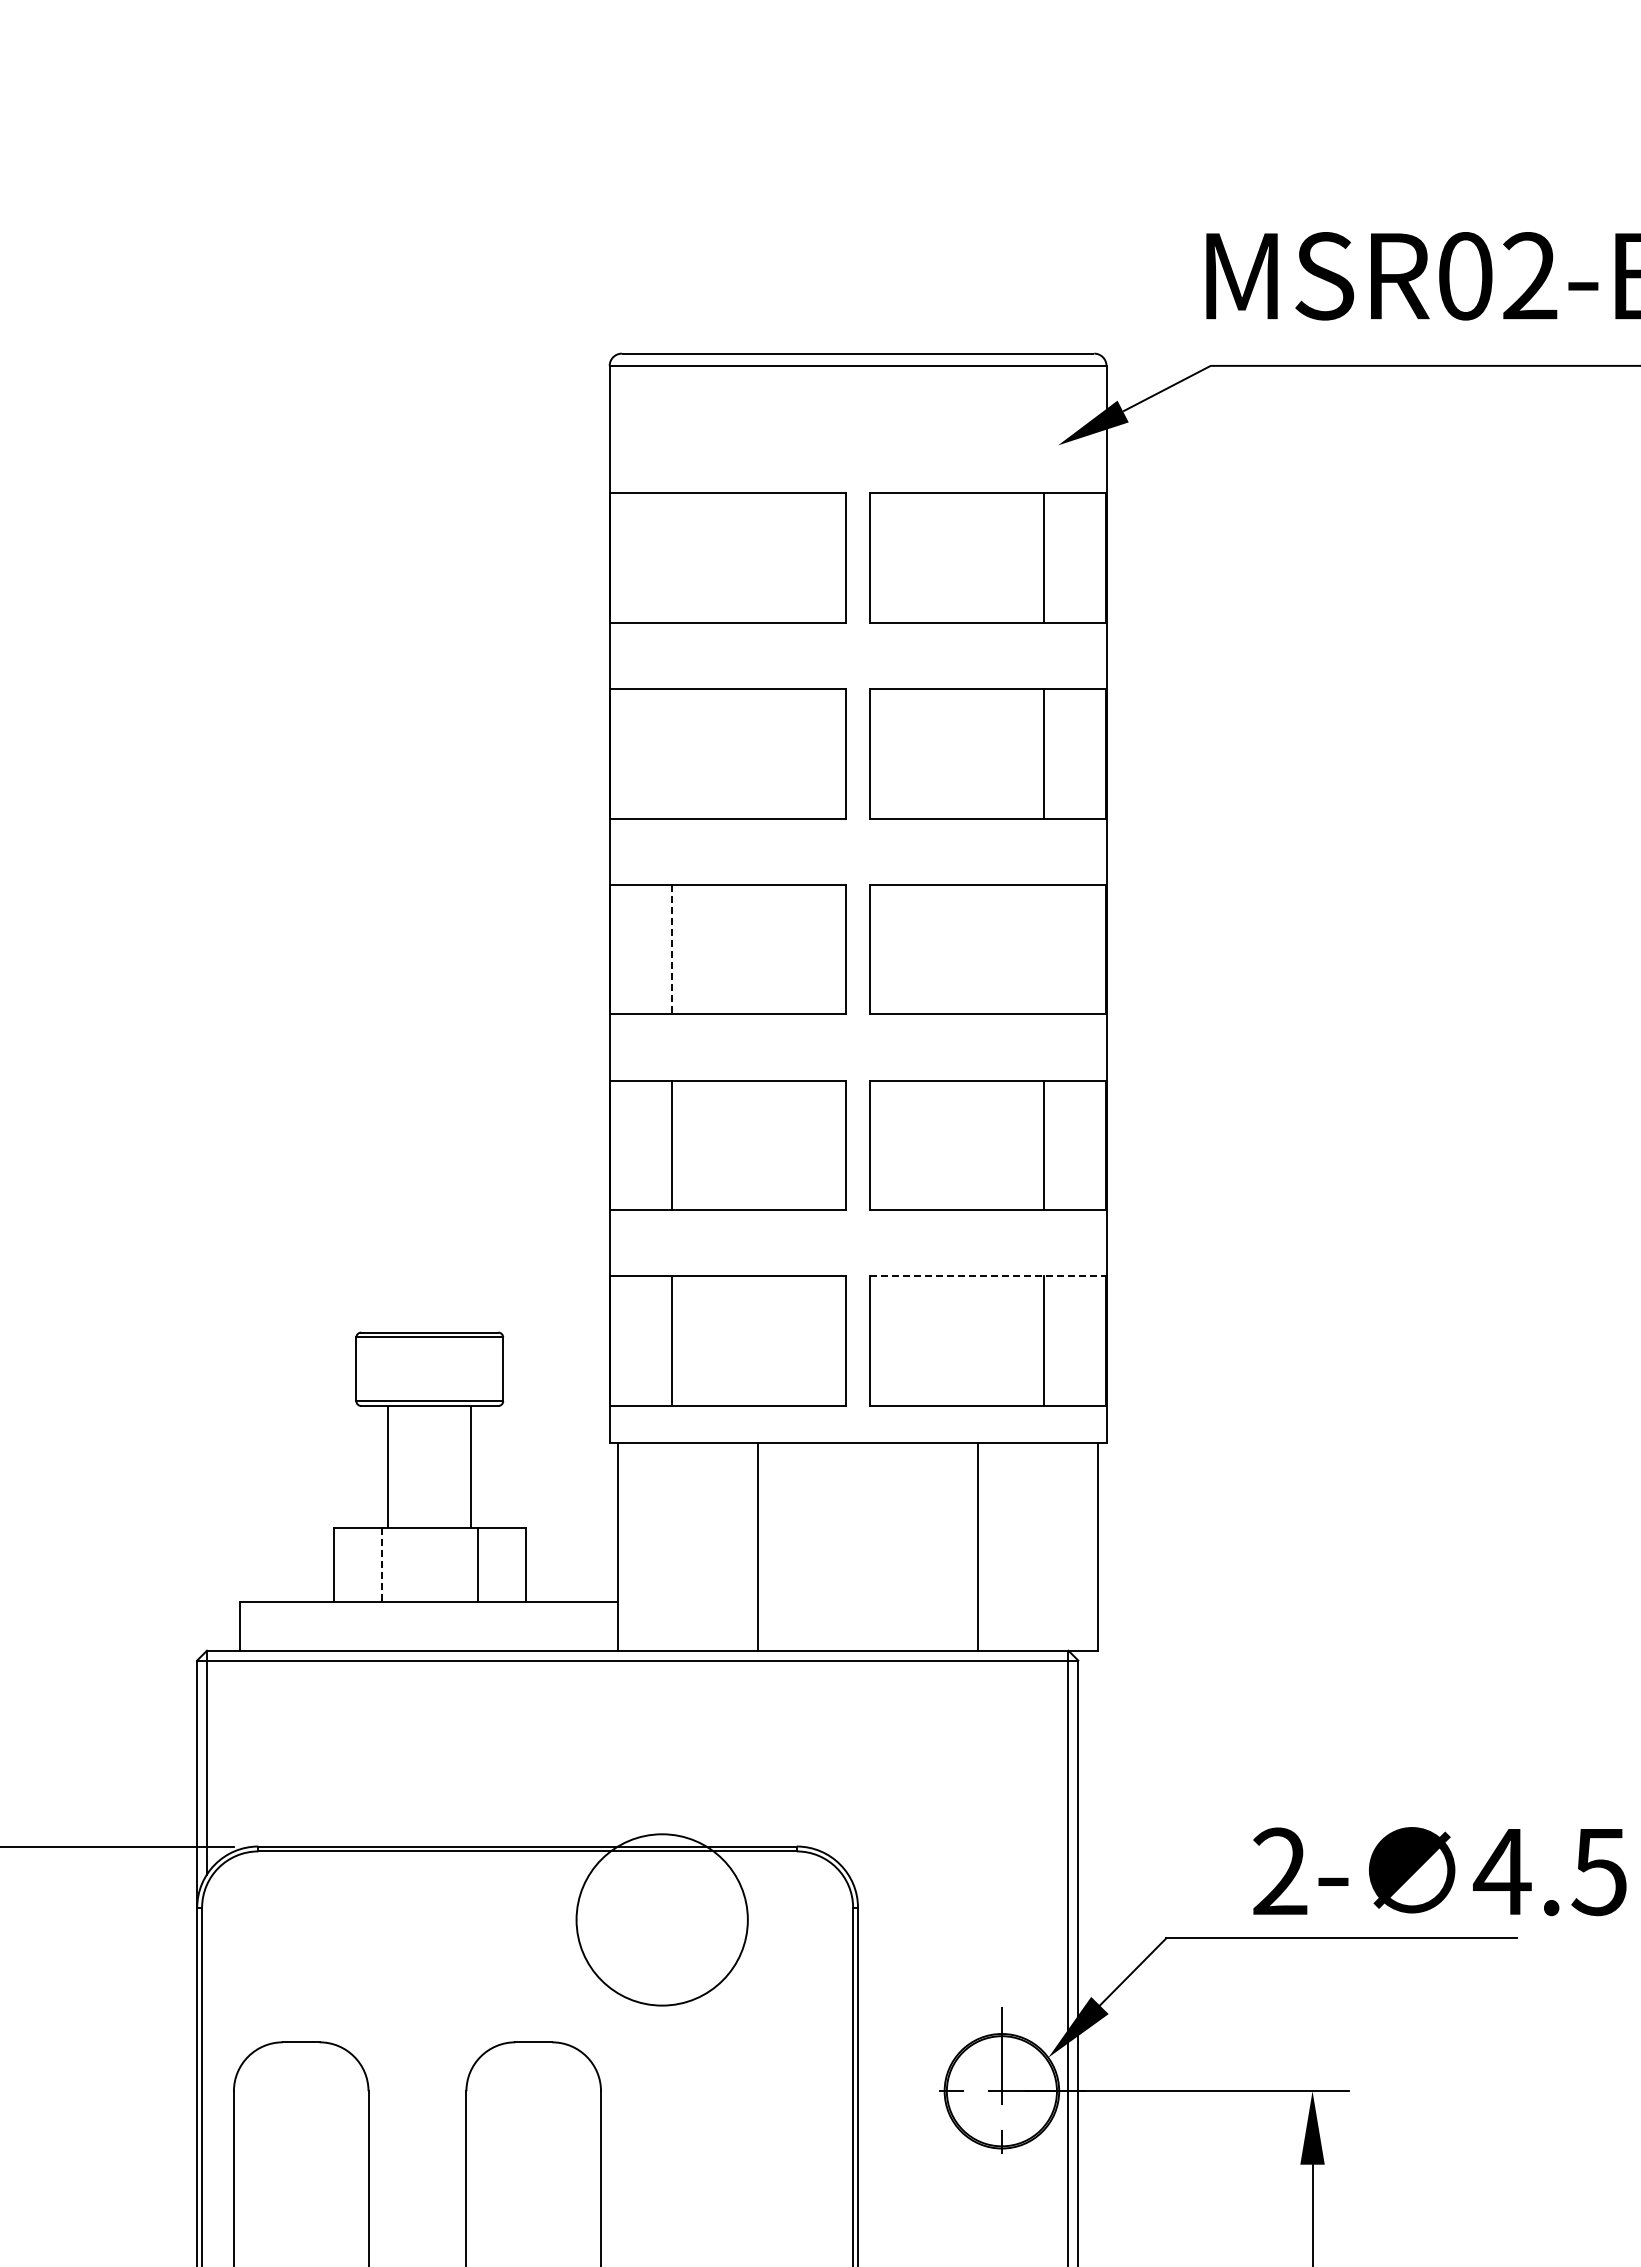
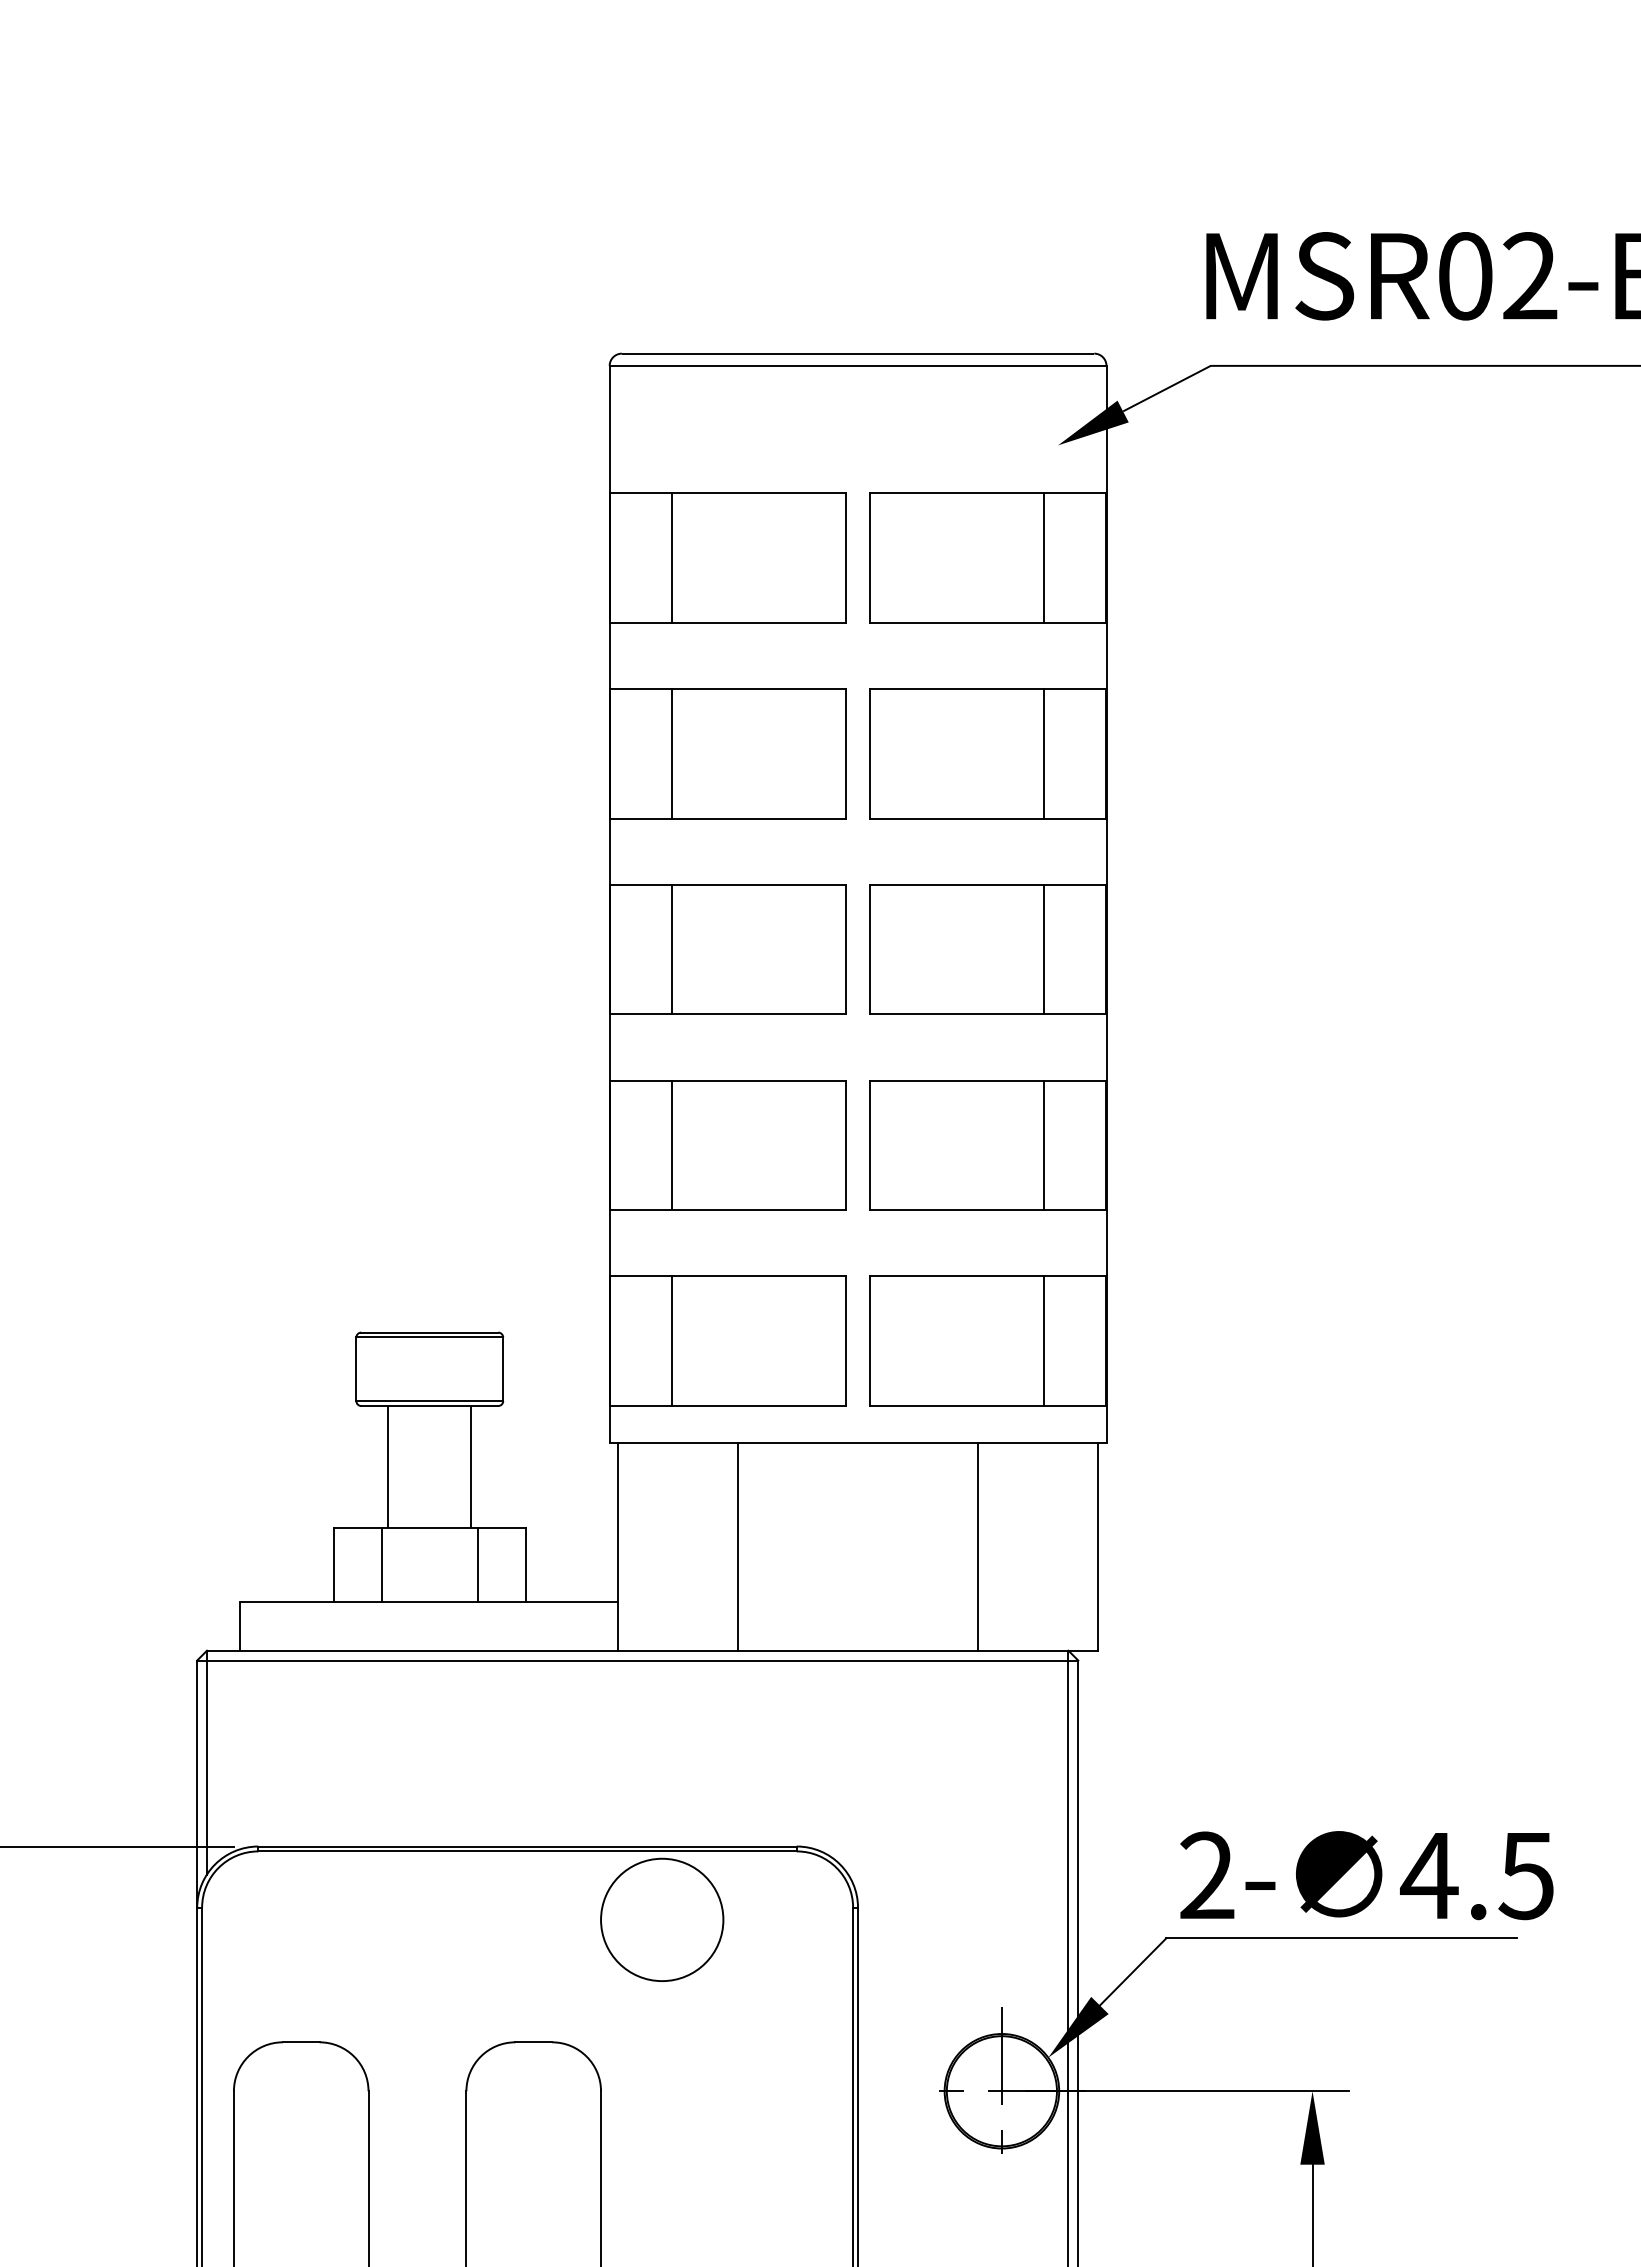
line: none -> present (672, 557)
line: none -> present (672, 753)
line: dashed -> solid (672, 949)
line: none -> present (1043, 949)
line: dashed -> solid (988, 1276)
line position: (757, 1546) -> (737, 1546) (737, 1546)
line: dashed -> solid (381, 1565)
text position: (1439, 1871) -> (1366, 1875) (1366, 1875)
circle diameter: 171 px -> 122 px (662, 1919)
